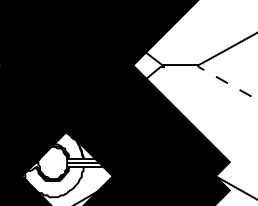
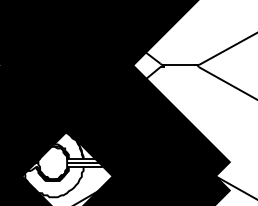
line: dashed -> solid (228, 83)
